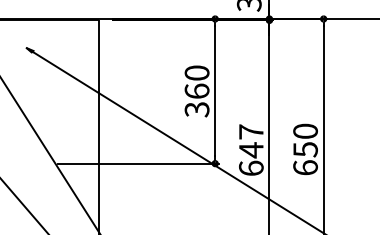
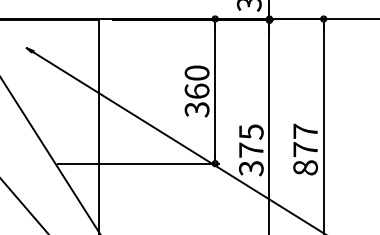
text: 650 -> 877 (305, 149)
text: 647 -> 375 (251, 150)
